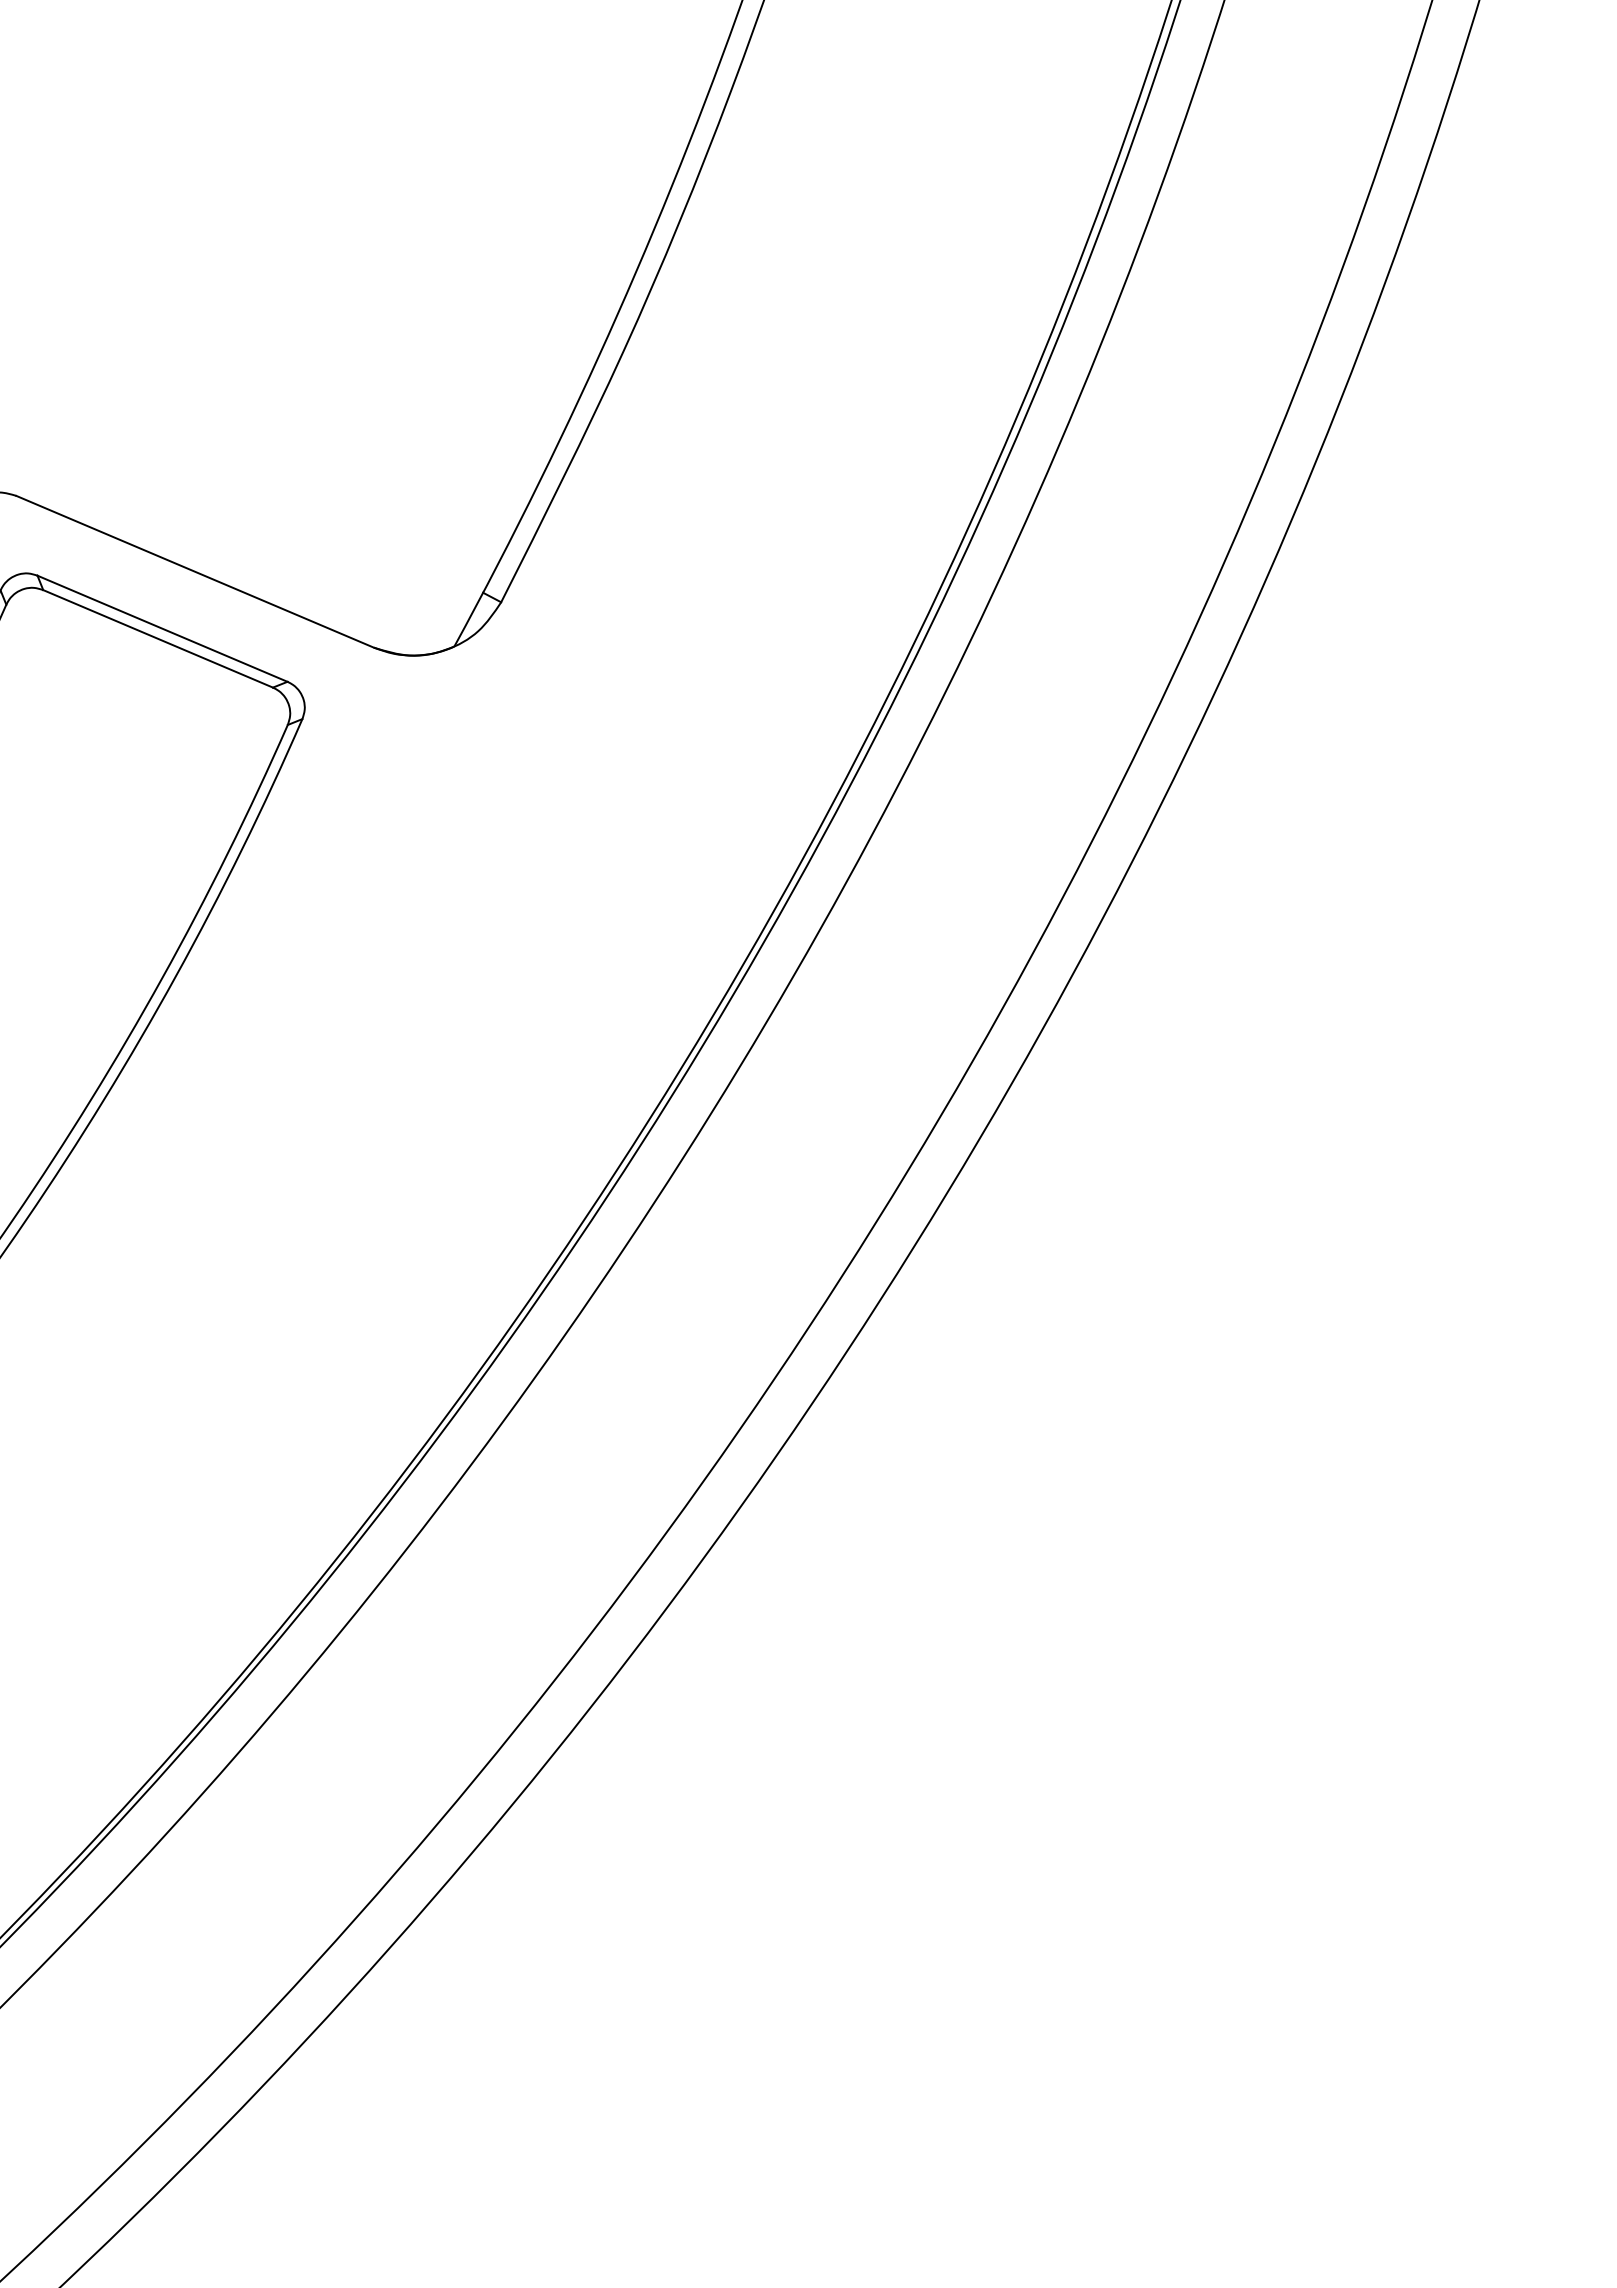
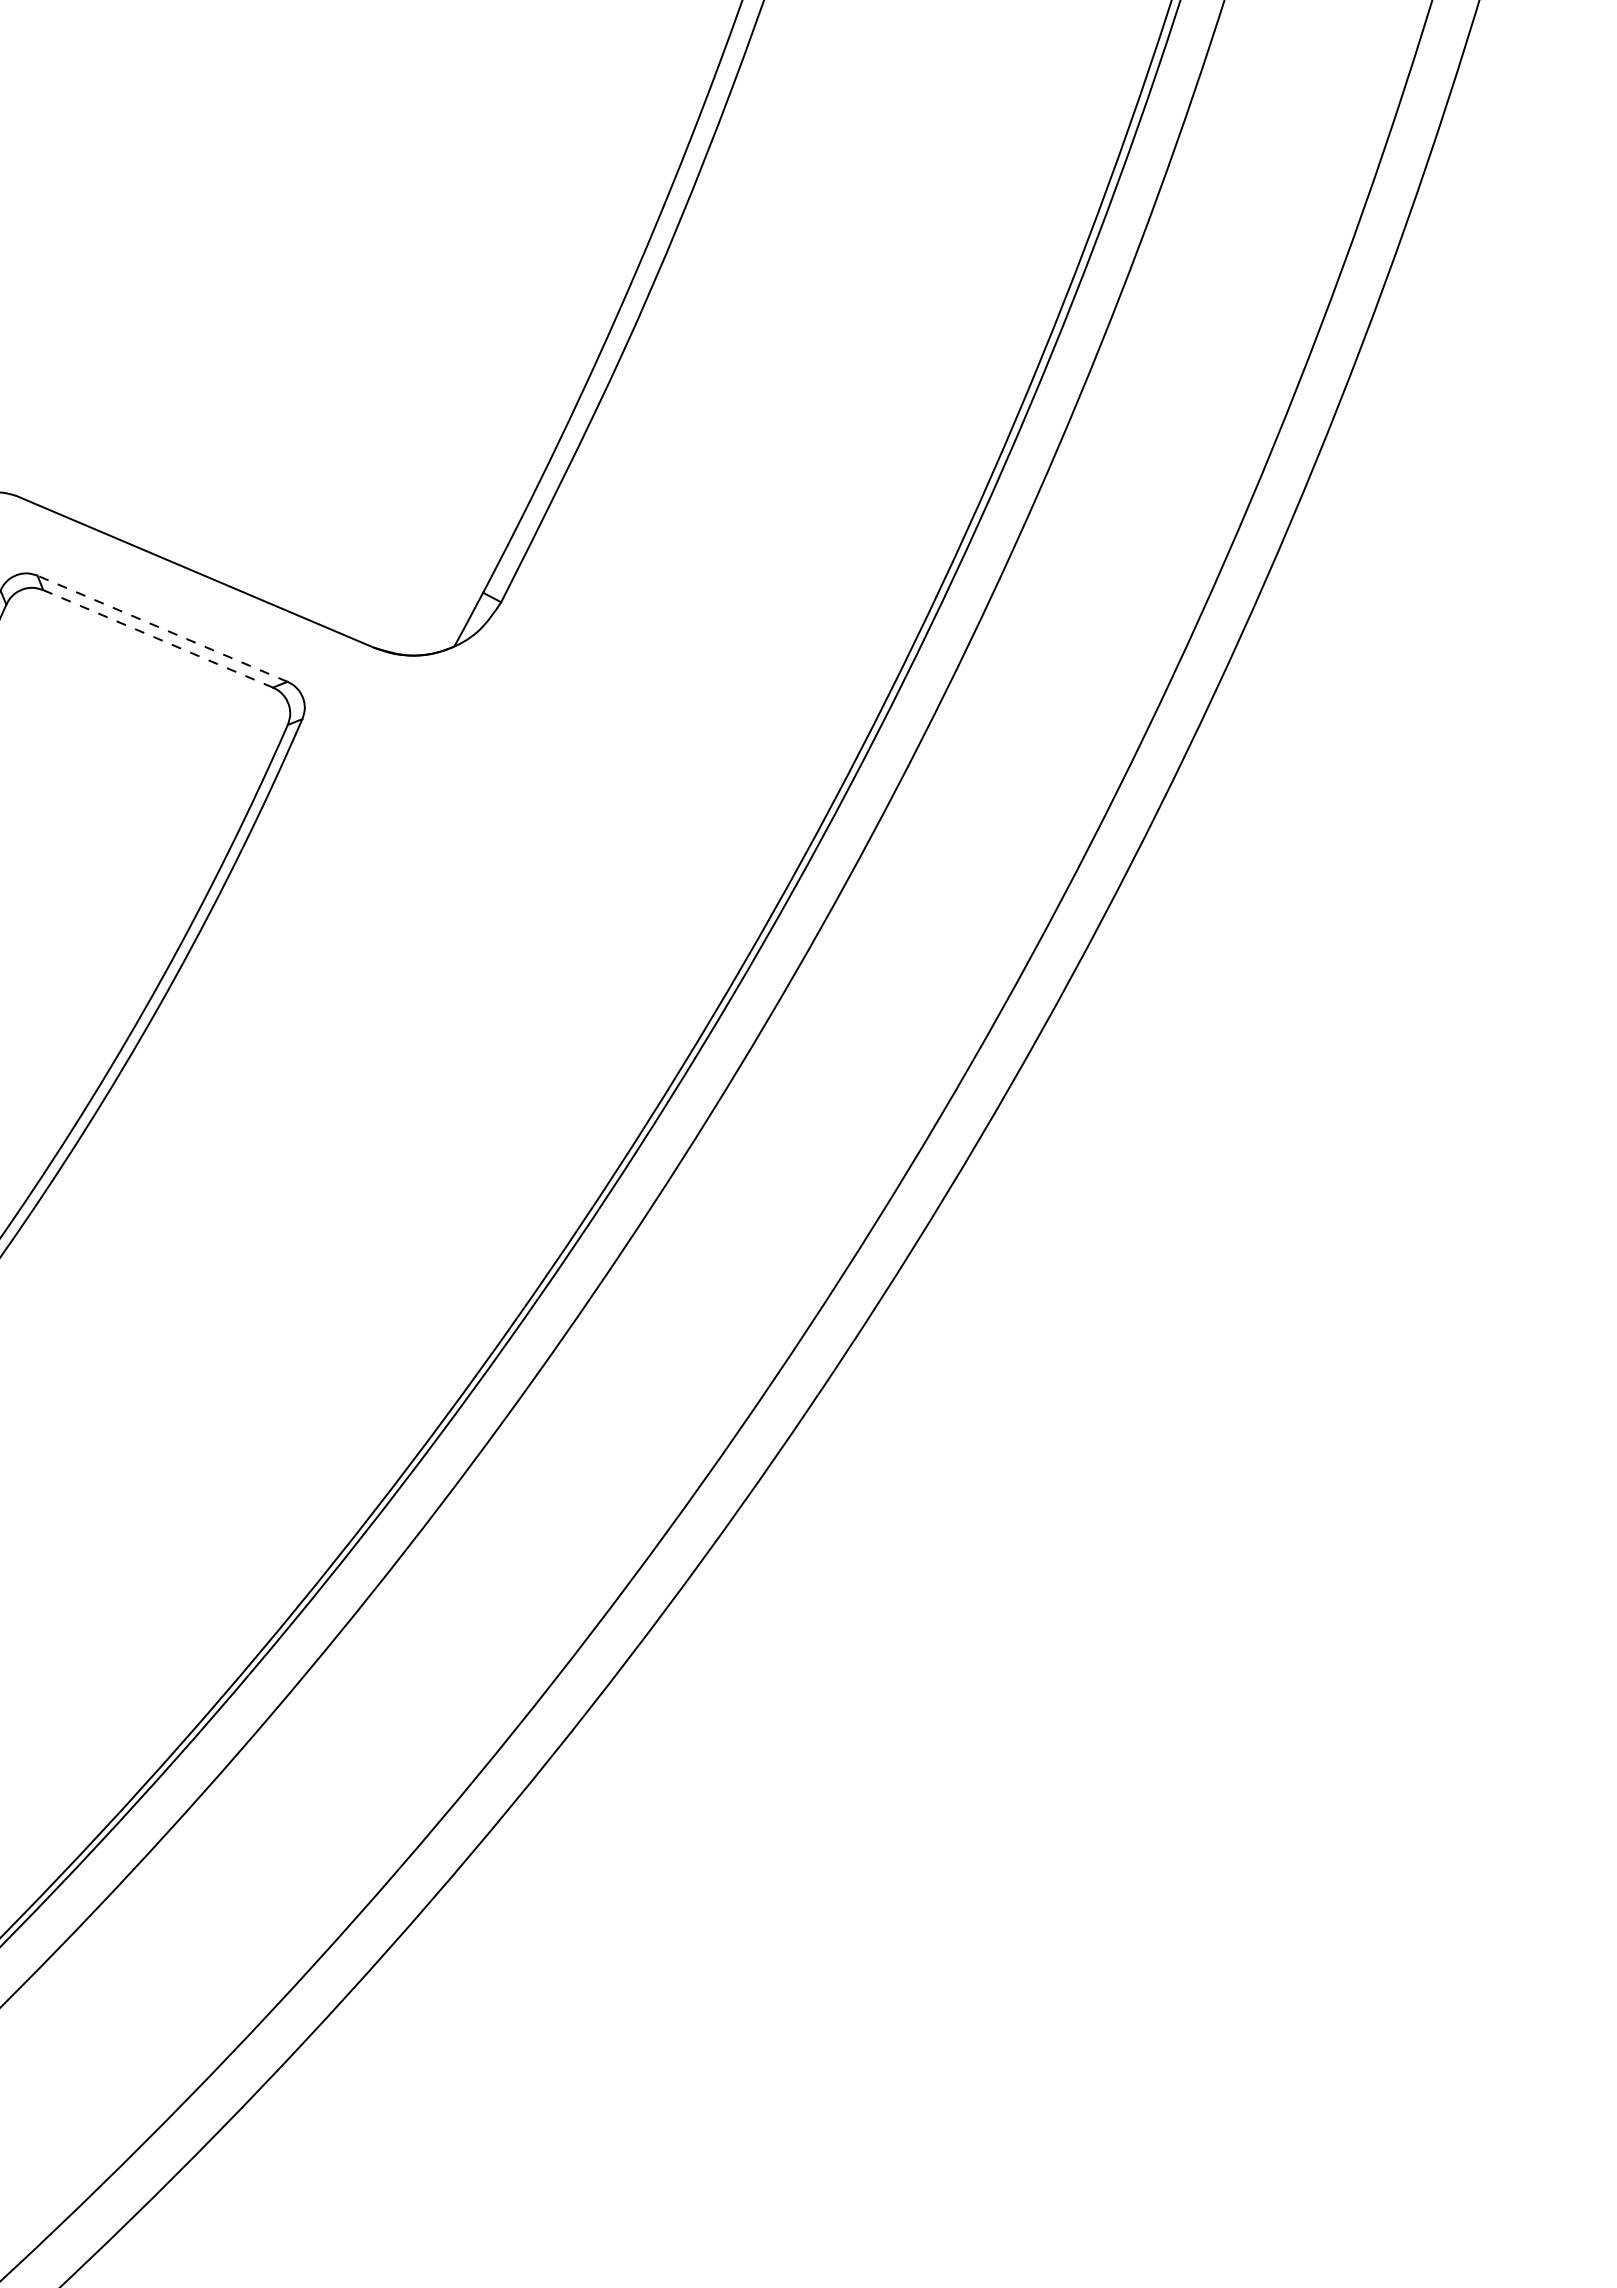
line: solid -> dashed (162, 628)
line: solid -> dashed (158, 638)
